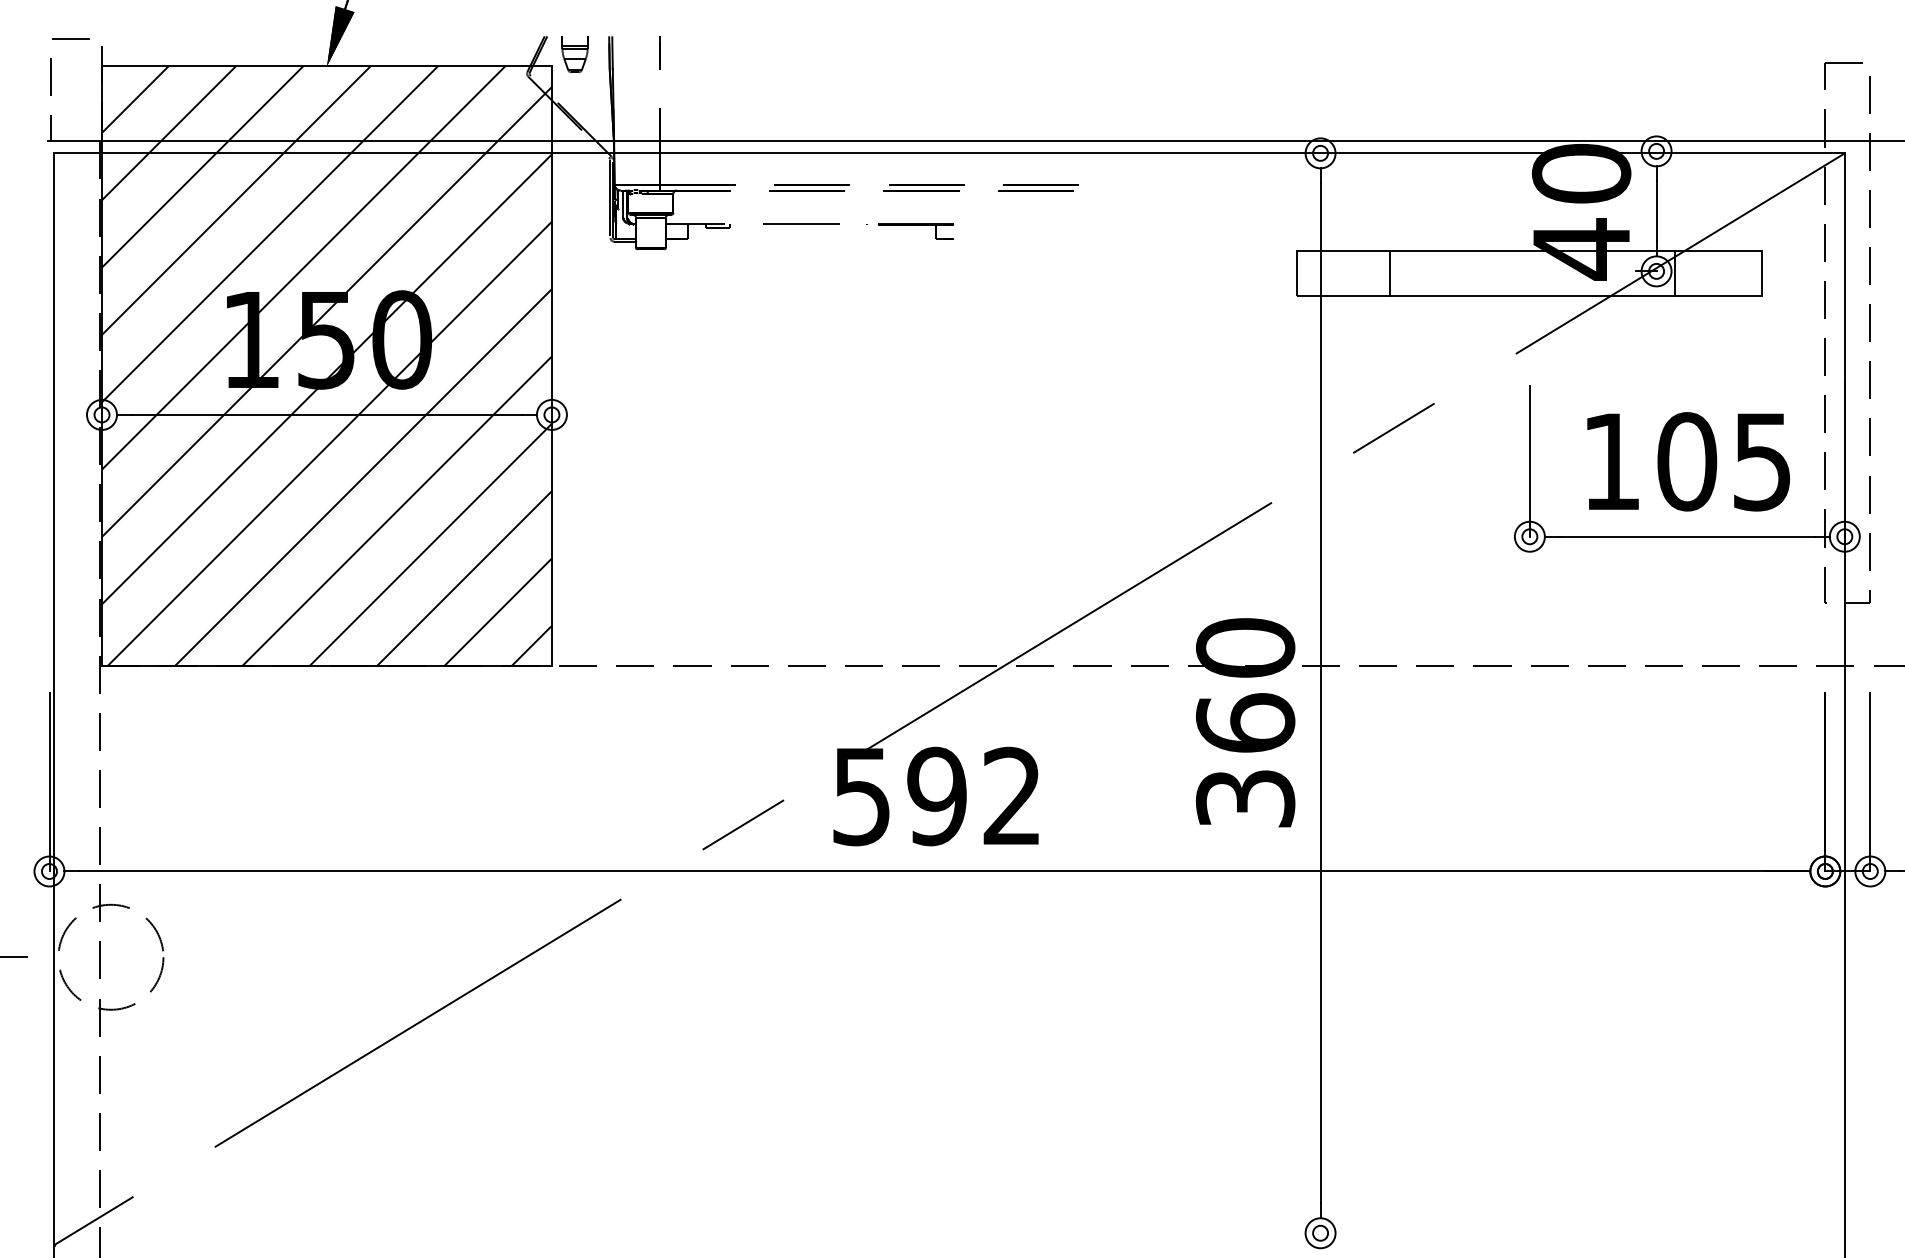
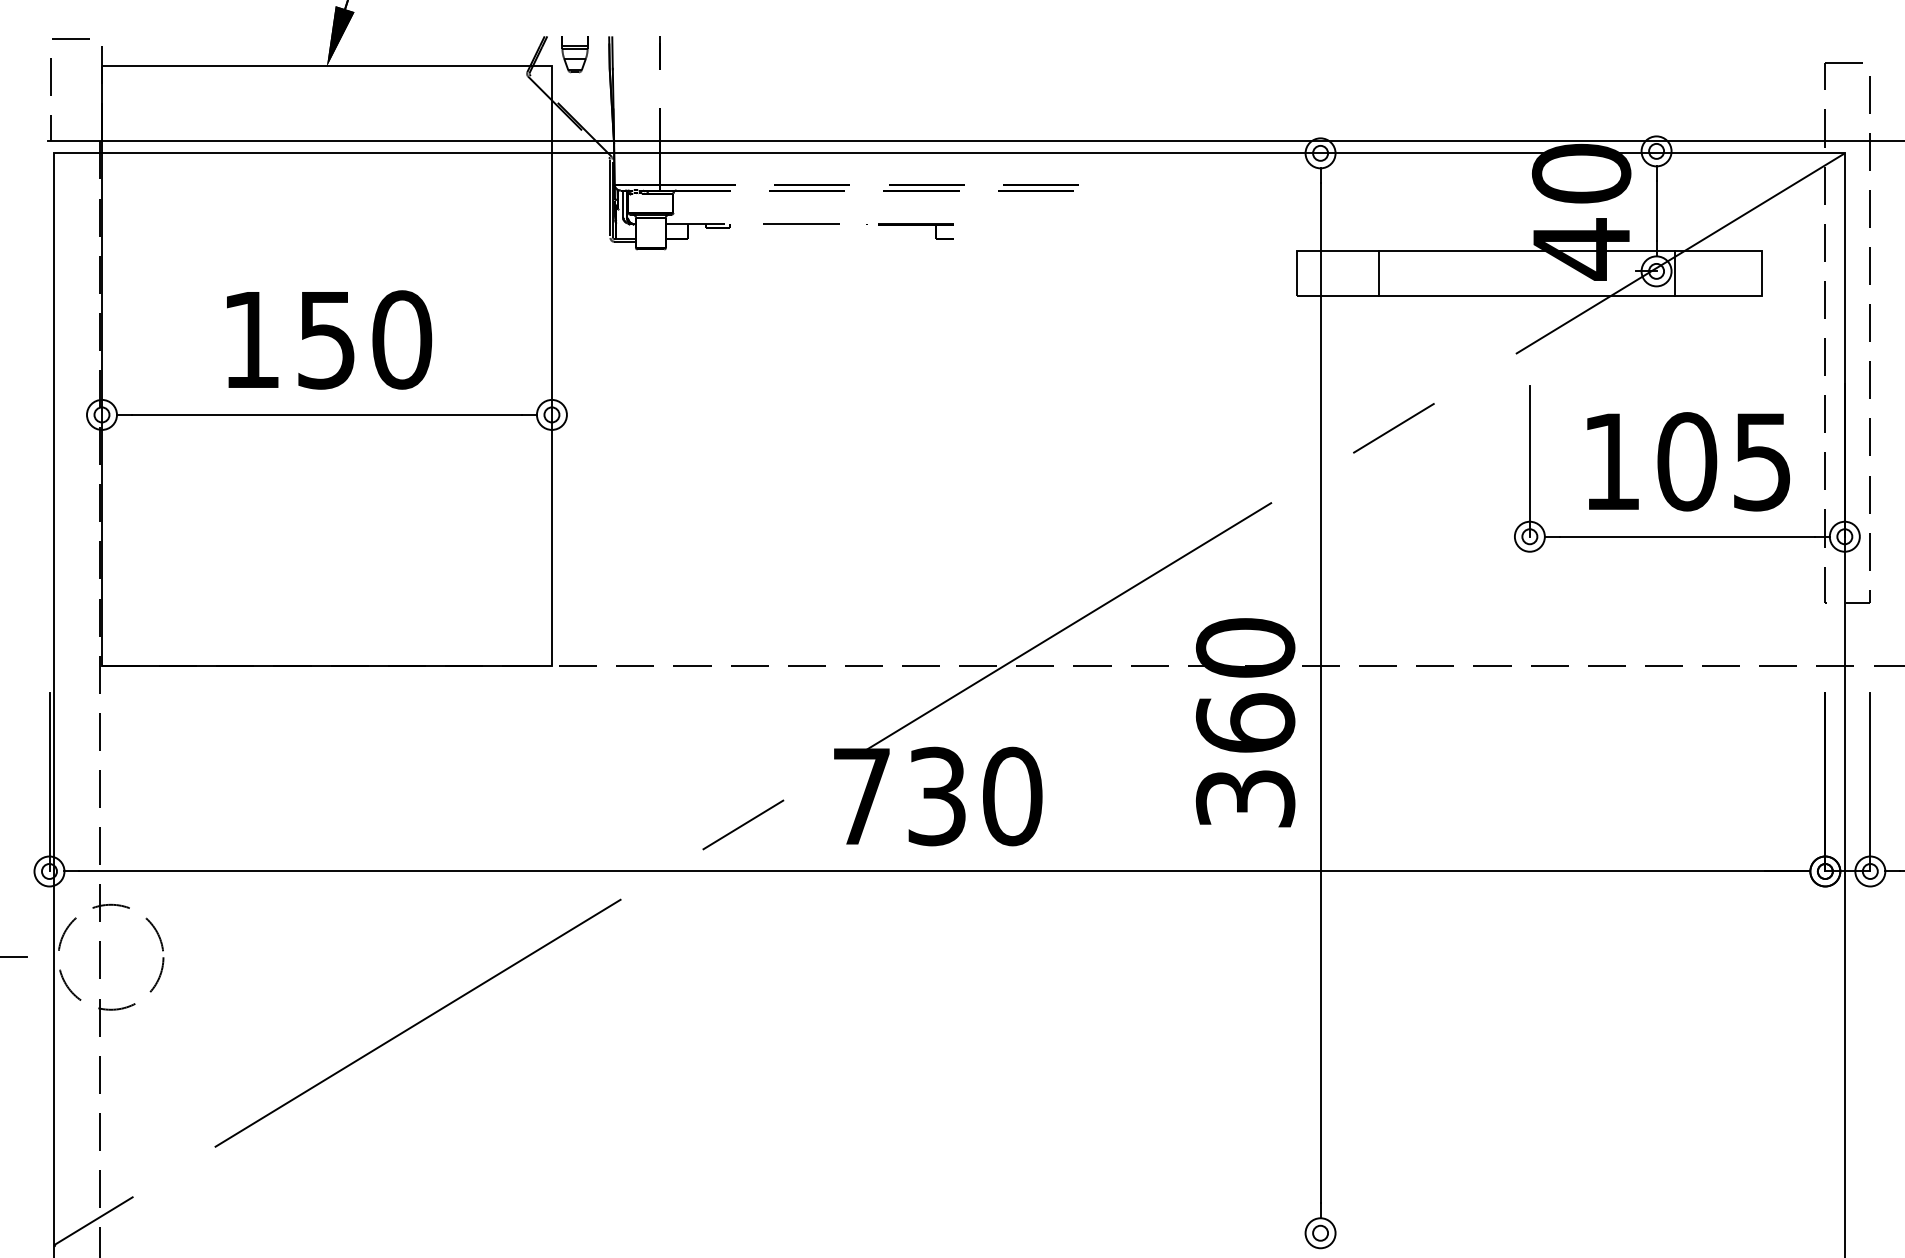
line position: (1390, 272) -> (1379, 272) (1379, 272)
hatch: present -> none (326, 366)
text: 592 -> 730 (937, 796)
